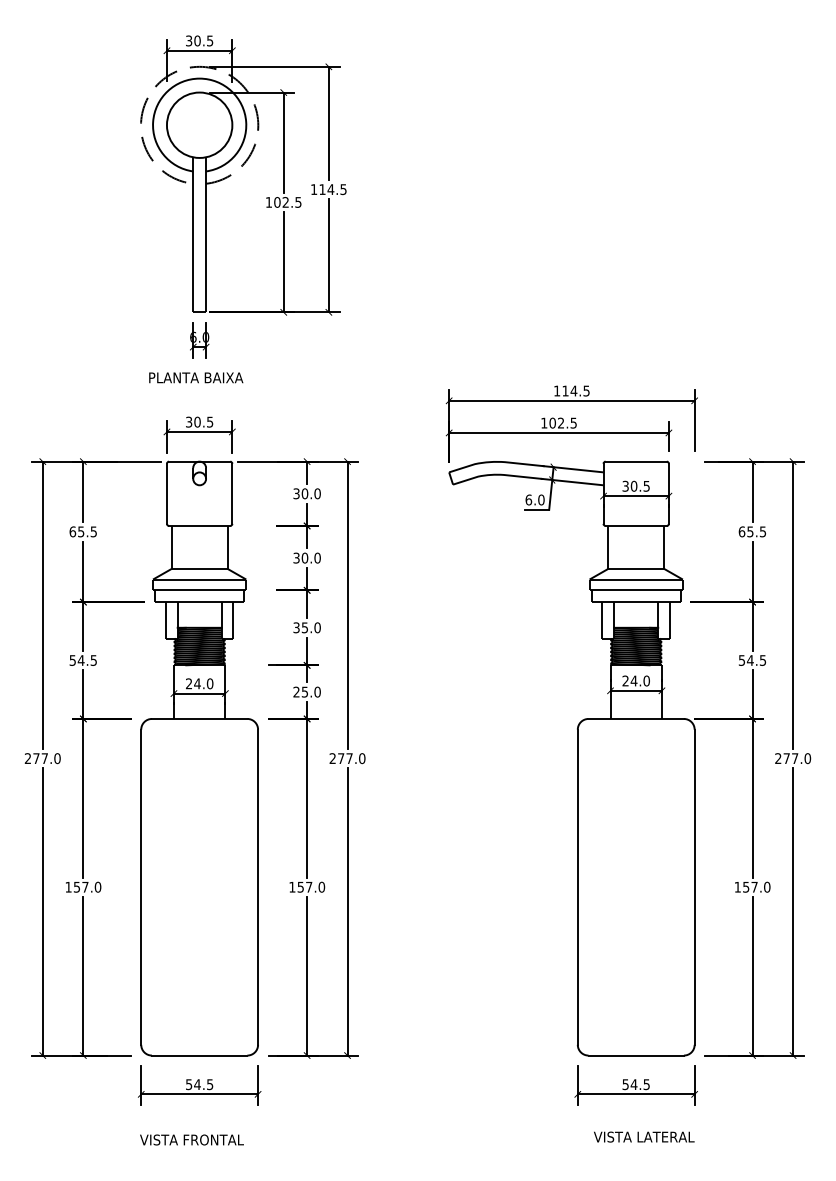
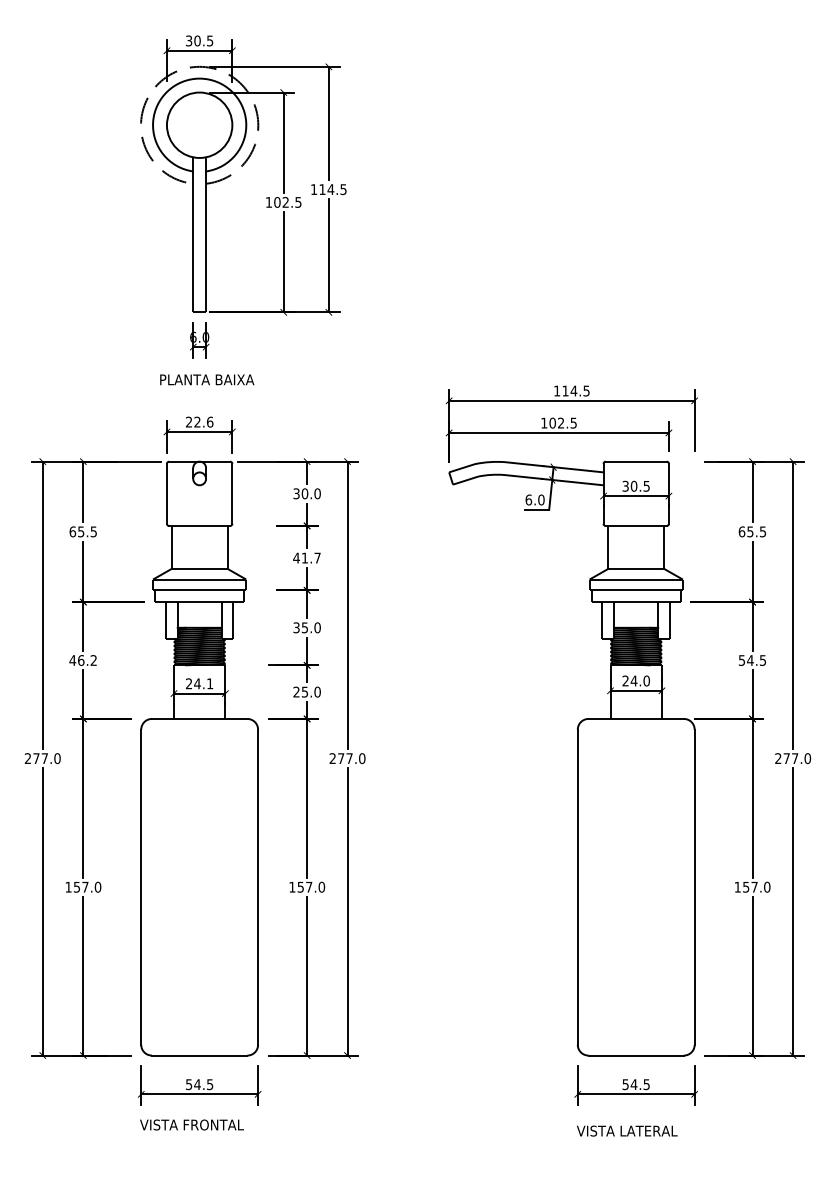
text position: (196, 377) -> (207, 379) (207, 379)
text: 30.5 -> 22.6 (199, 421)
text: 30.0 -> 41.7 (306, 557)
text: 54.5 -> 46.2 (82, 660)
text: 24.0 -> 24.1 (209, 683)
text position: (644, 1136) -> (627, 1130) (627, 1130)
text position: (191, 1139) -> (191, 1124) (191, 1124)
